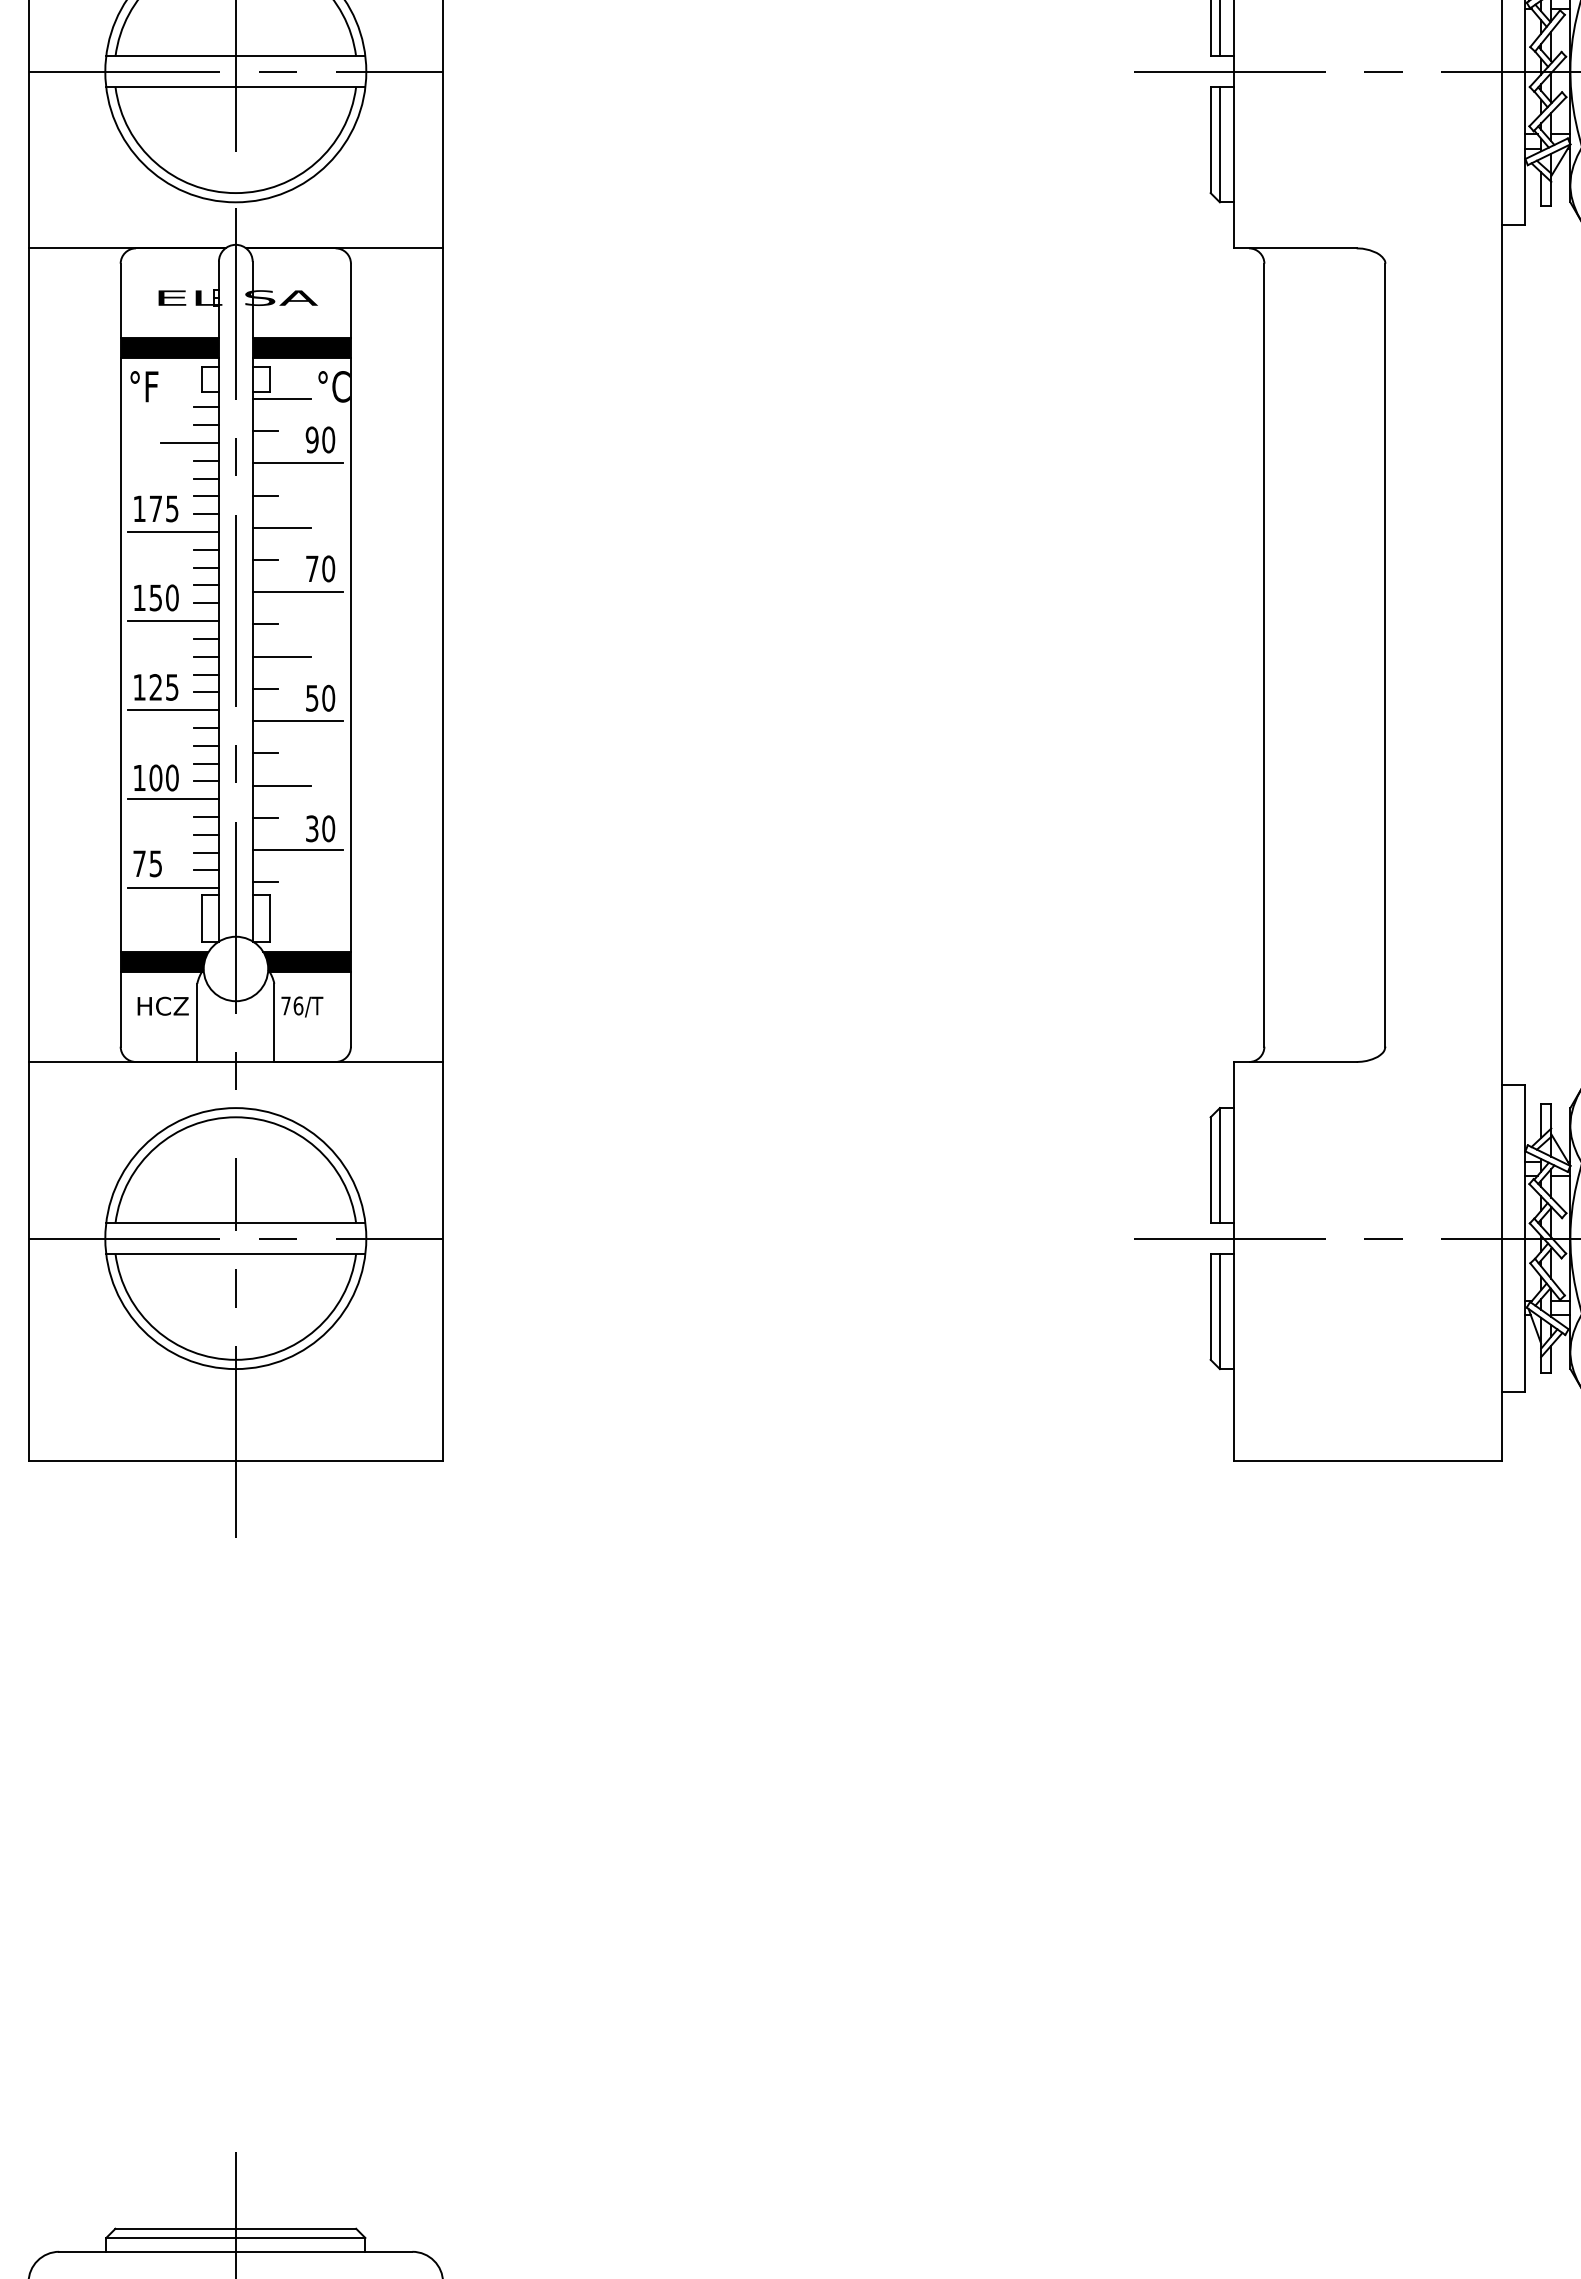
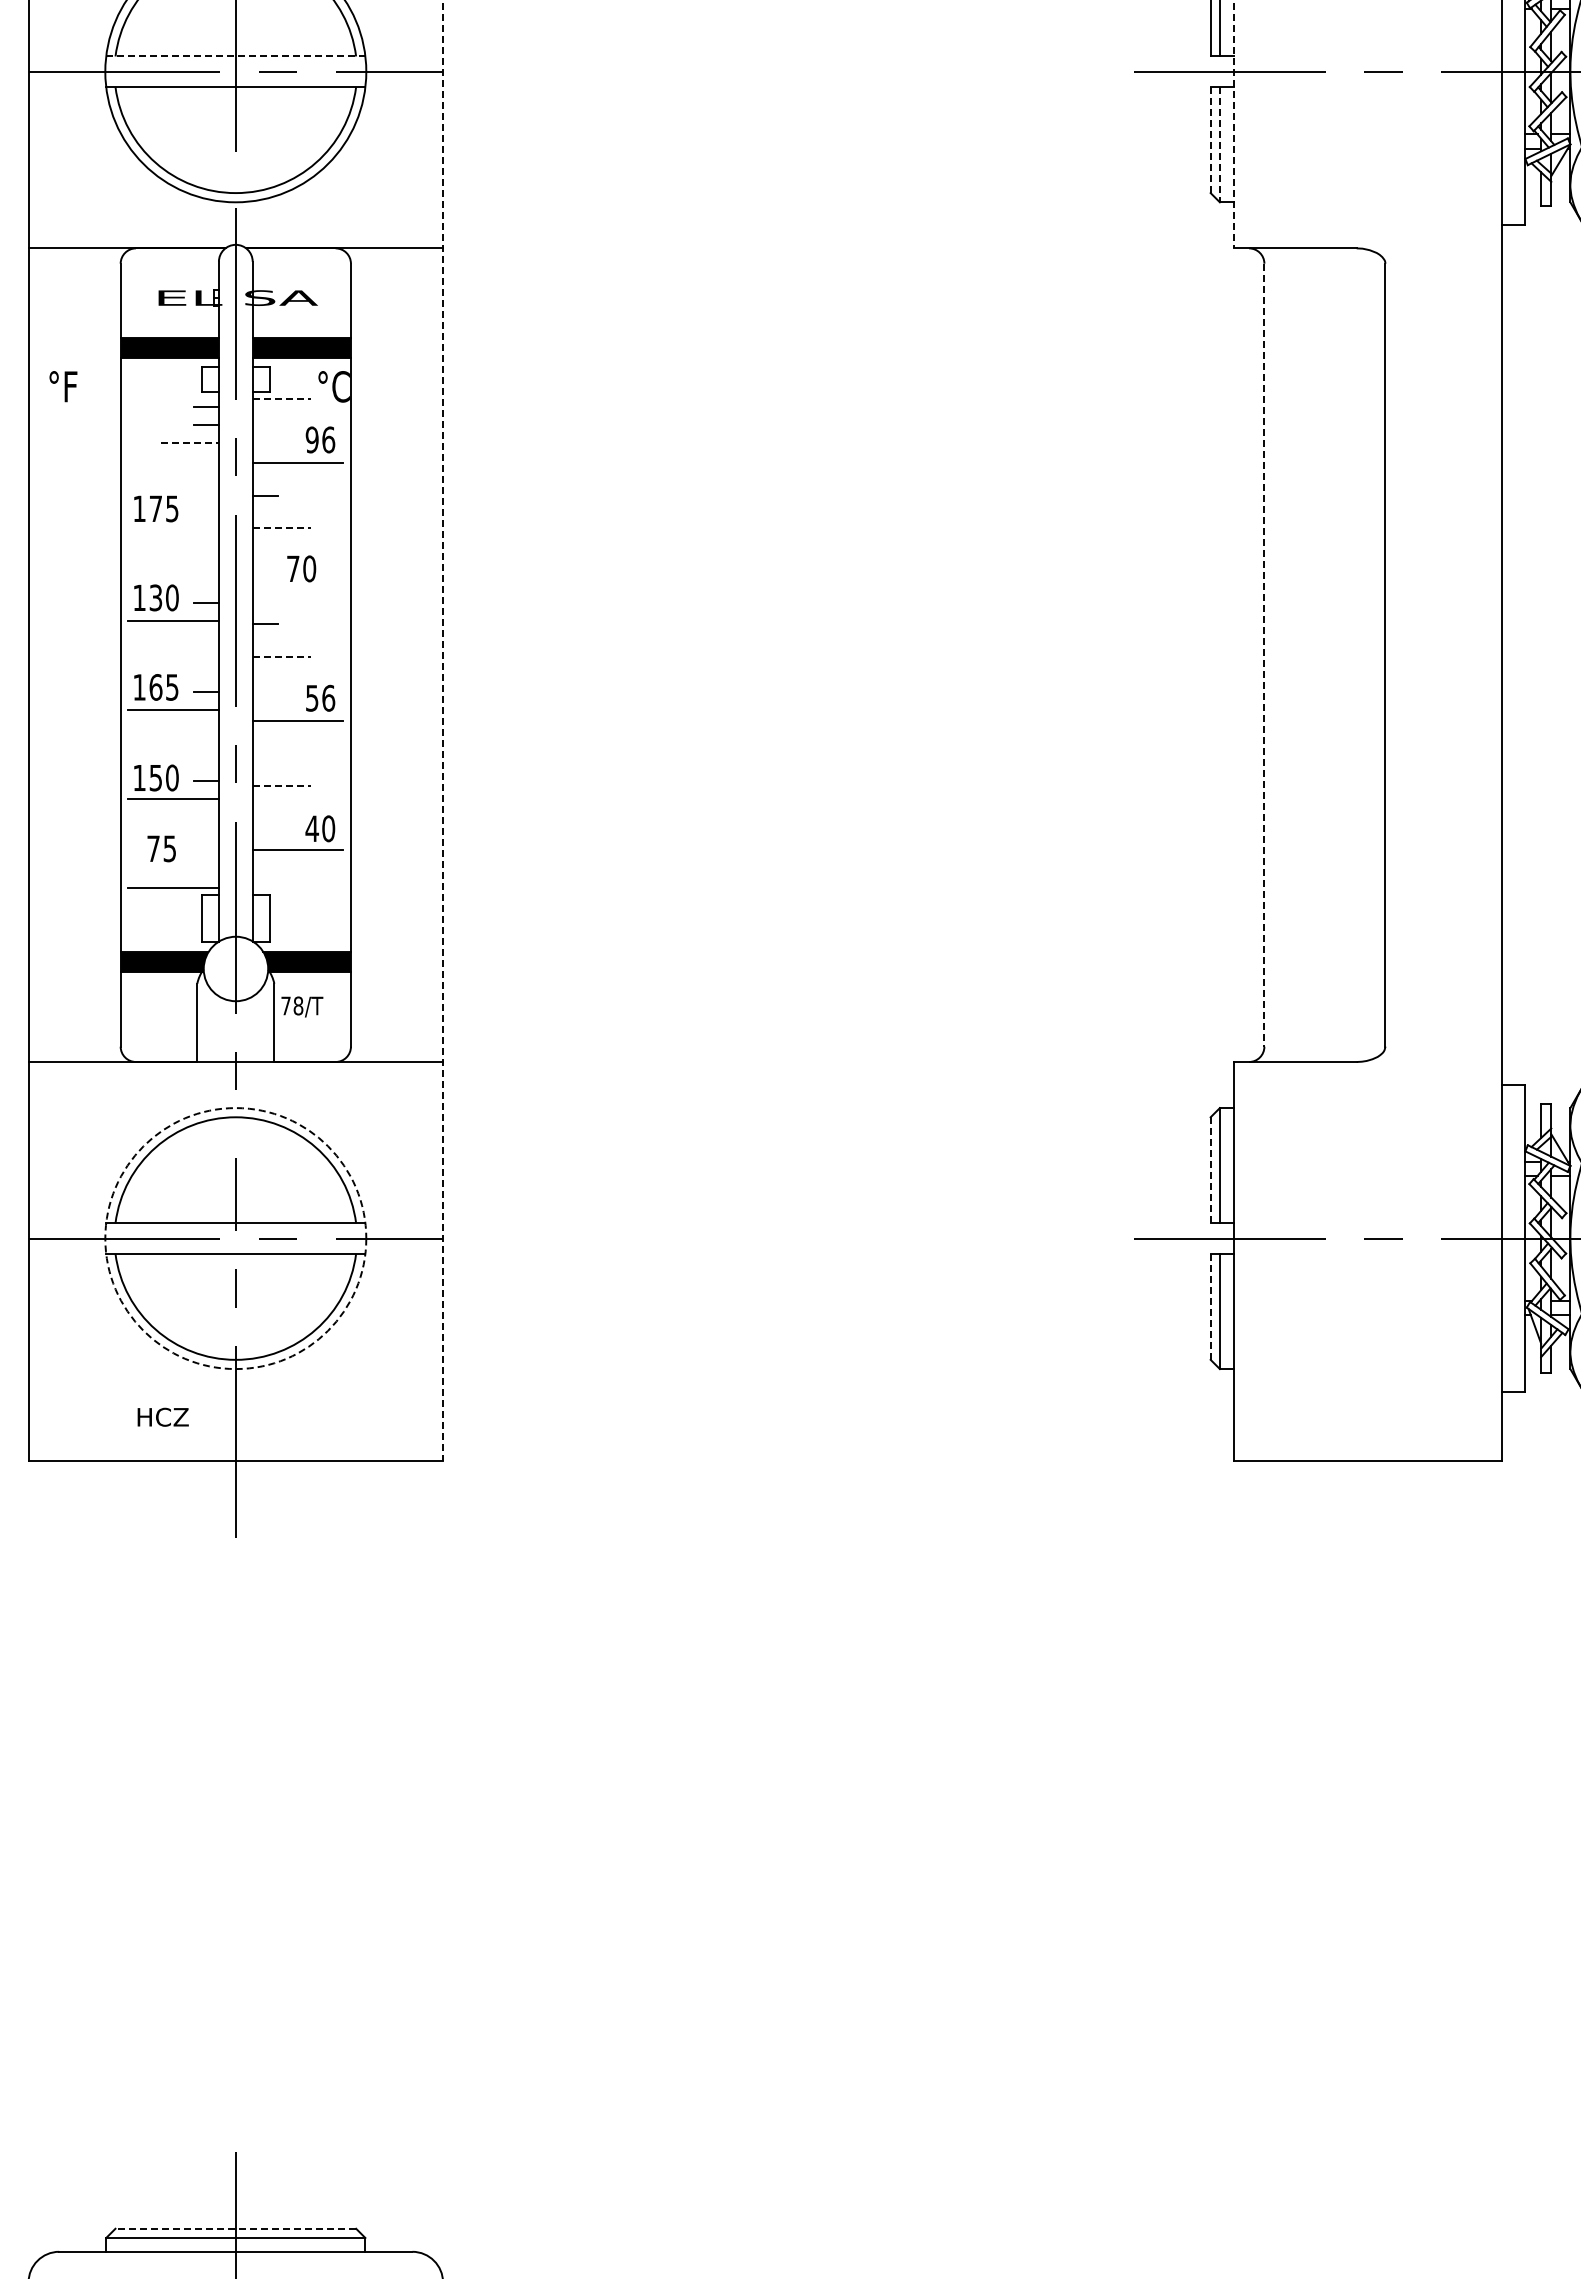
line: solid -> dashed (235, 56)
line: solid -> dashed (1233, 124)
line: solid -> dashed (1210, 140)
line: solid -> dashed (1219, 144)
text position: (144, 386) -> (63, 386) (63, 386)
line: solid -> dashed (282, 398)
line: present -> none (265, 431)
text: 90 -> 96 (328, 439)
line: solid -> dashed (190, 443)
line: present -> none (205, 460)
line: present -> none (205, 478)
line: present -> none (205, 496)
line: present -> none (205, 514)
line: solid -> dashed (282, 527)
line: present -> none (173, 532)
line: present -> none (205, 549)
line: present -> none (265, 560)
line: present -> none (205, 567)
text position: (320, 568) -> (301, 568) (301, 568)
line: present -> none (205, 585)
line: present -> none (297, 592)
text: 150 -> 130 (156, 597)
line: present -> none (205, 638)
line: solid -> dashed (1264, 655)
line: present -> none (205, 656)
line: solid -> dashed (282, 656)
line: present -> none (205, 674)
text: 125 -> 165 (155, 687)
line: present -> none (265, 688)
text: 50 -> 56 (328, 697)
line: present -> none (205, 727)
line: solid -> dashed (443, 731)
line: present -> none (205, 745)
line: present -> none (265, 753)
line: present -> none (205, 763)
text: 100 -> 150 (155, 777)
line: solid -> dashed (282, 785)
line: present -> none (205, 817)
line: present -> none (265, 817)
text: 30 -> 40 (311, 828)
line: present -> none (205, 834)
line: present -> none (205, 852)
text position: (147, 863) -> (161, 848) (161, 848)
line: present -> none (205, 870)
line: present -> none (265, 882)
text position: (162, 1005) -> (162, 1416) (162, 1416)
text: 76/T -> 78/T (298, 1005)
line: solid -> dashed (1210, 1170)
circle: solid -> dashed (235, 1238)
line: solid -> dashed (1210, 1306)
line: solid -> dashed (235, 2228)
